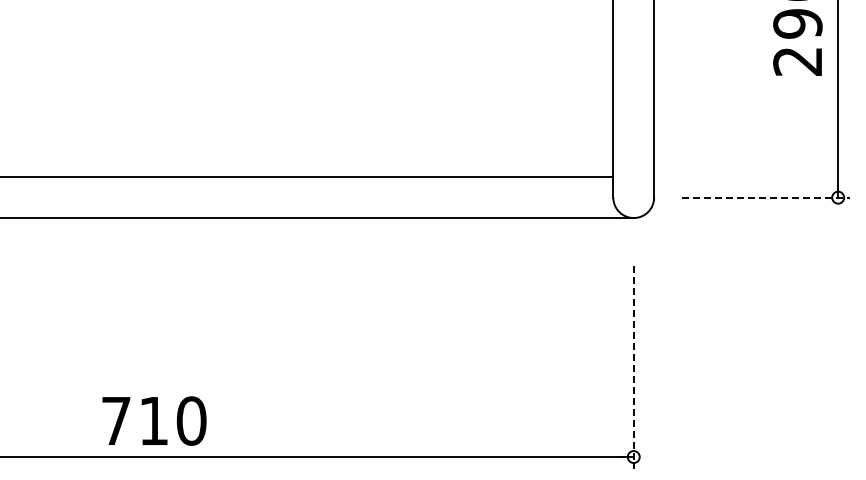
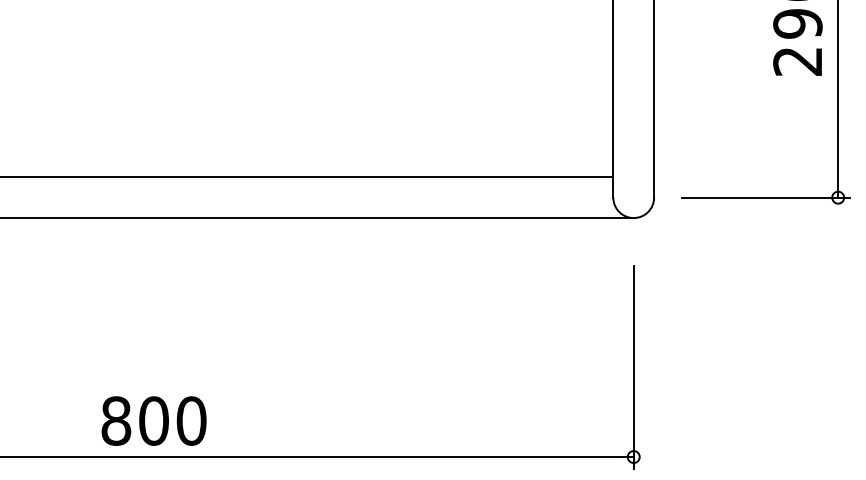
line: dashed -> solid (766, 197)
line: dashed -> solid (633, 367)
text: 710 -> 800 (134, 420)
